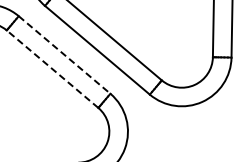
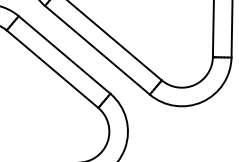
line: dashed -> solid (64, 55)
line: dashed -> solid (52, 68)
